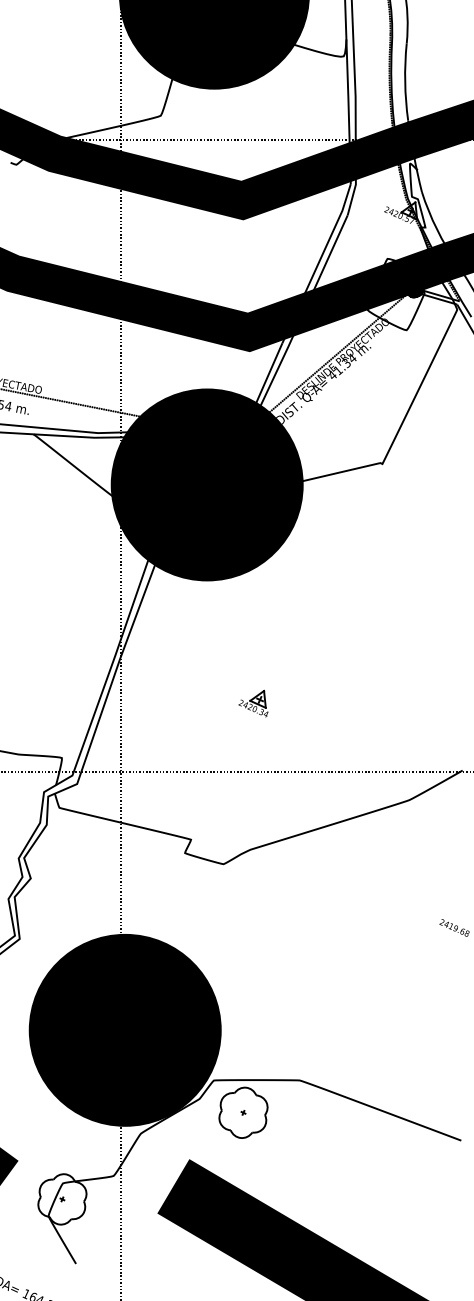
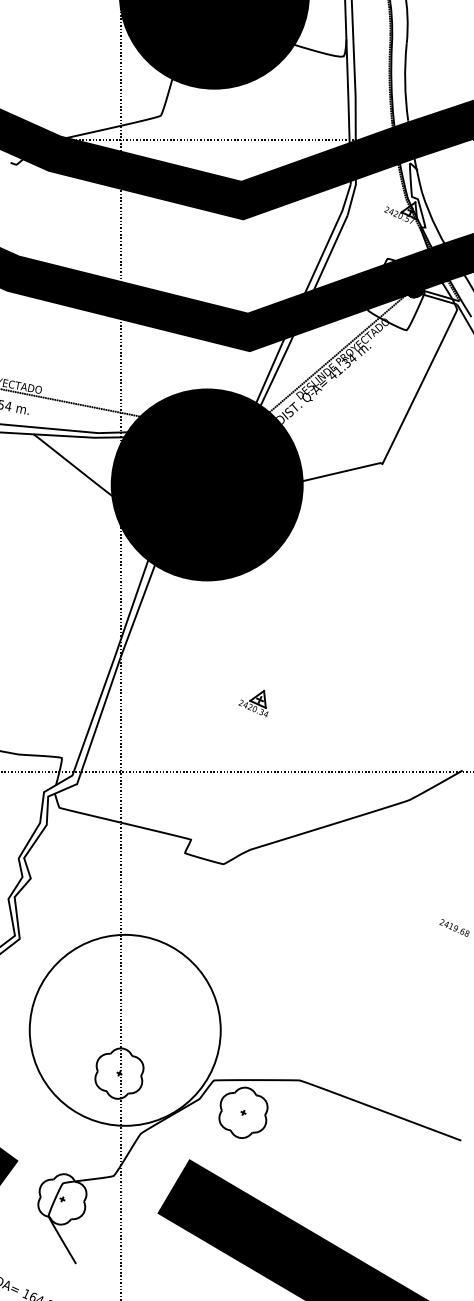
fill: present -> none (124, 1029)
